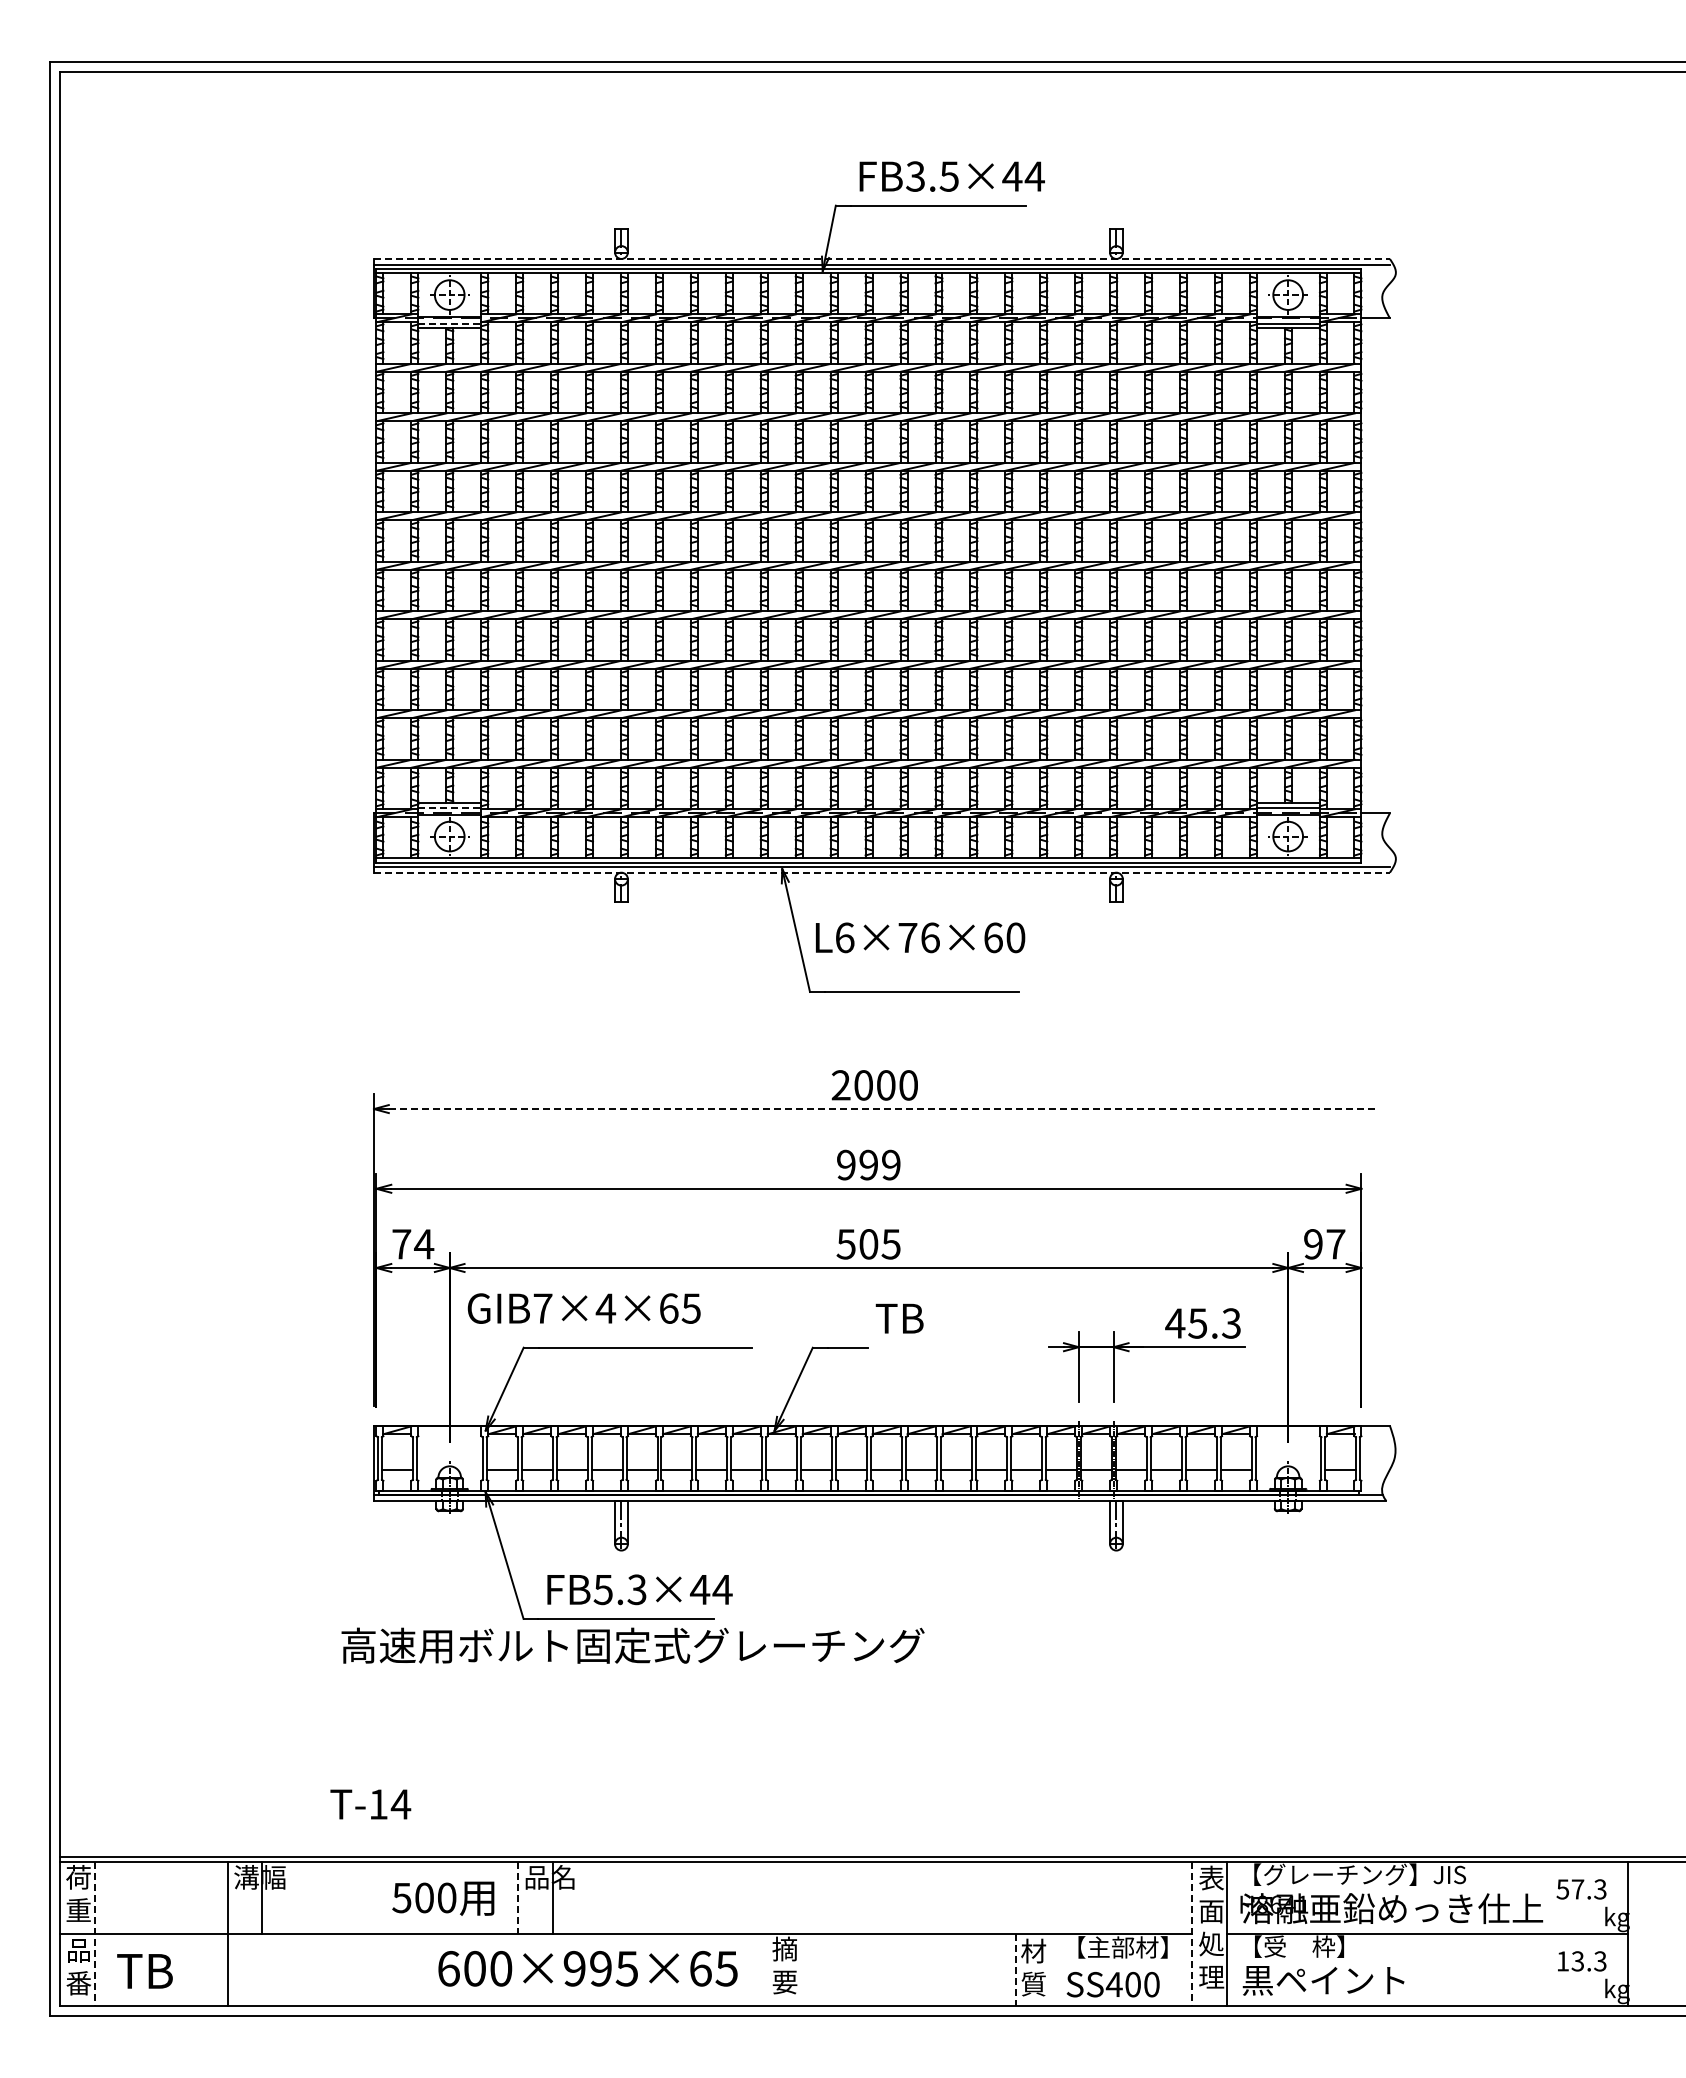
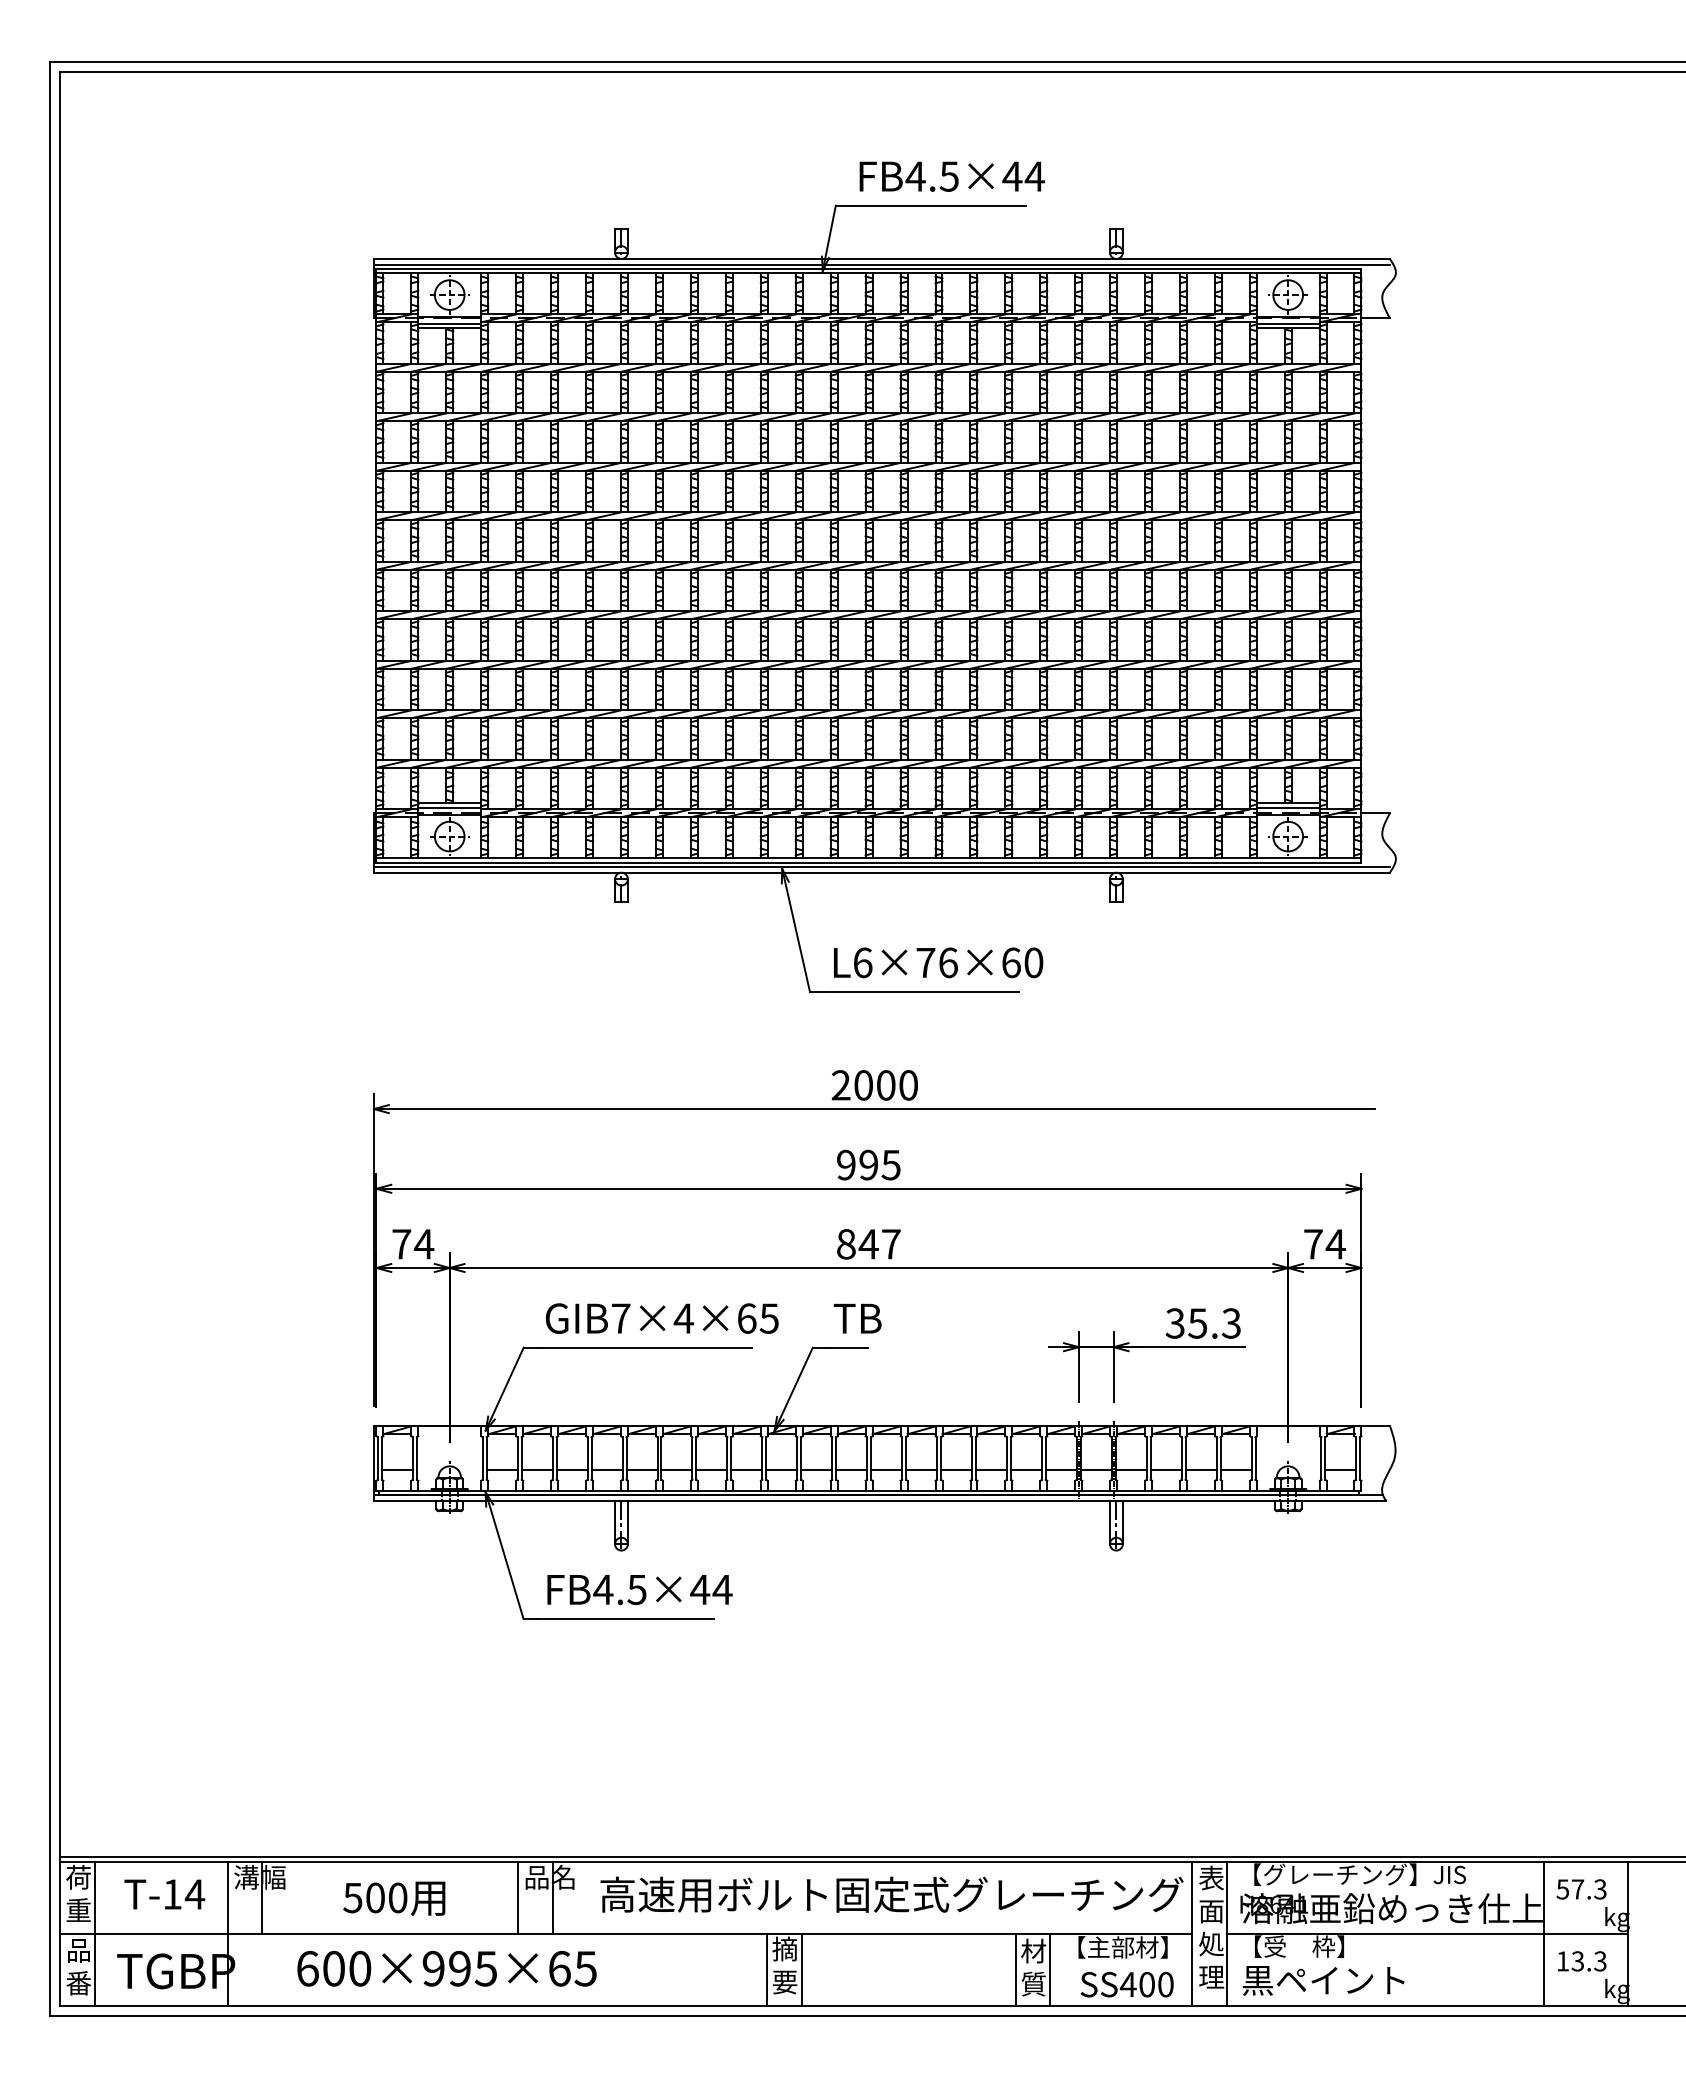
text: FB3.5×44 -> FB4.5×44 (915, 176)
line: dashed -> solid (881, 258)
line: dashed -> solid (450, 323)
line: dashed -> solid (450, 807)
line: dashed -> solid (881, 872)
text position: (920, 937) -> (938, 962) (938, 962)
line: dashed -> solid (881, 1109)
text: 999 -> 995 (890, 1164)
text: 505 -> 847 (868, 1244)
text: 97 -> 74 (1324, 1244)
text position: (583, 1308) -> (661, 1318) (661, 1318)
text position: (899, 1318) -> (857, 1318) (857, 1318)
text: 45.3 -> 35.3 (1175, 1323)
text: FB5.3×44 -> FB4.5×44 (619, 1589)
text position: (632, 1645) -> (891, 1894) (891, 1894)
text position: (370, 1804) -> (164, 1894) (164, 1894)
line: dashed -> solid (518, 1897)
text position: (443, 1898) -> (394, 1898) (394, 1898)
line: dashed -> solid (94, 1933)
line: dashed -> solid (1192, 1933)
line: none -> present (1543, 1933)
text position: (587, 1968) -> (446, 1968) (446, 1968)
line: none -> present (766, 1969)
line: none -> present (801, 1969)
line: dashed -> solid (1015, 1969)
line: none -> present (1050, 1969)
text: TB -> TGBP (190, 1971)
text position: (1112, 1984) -> (1126, 1984) (1126, 1984)
